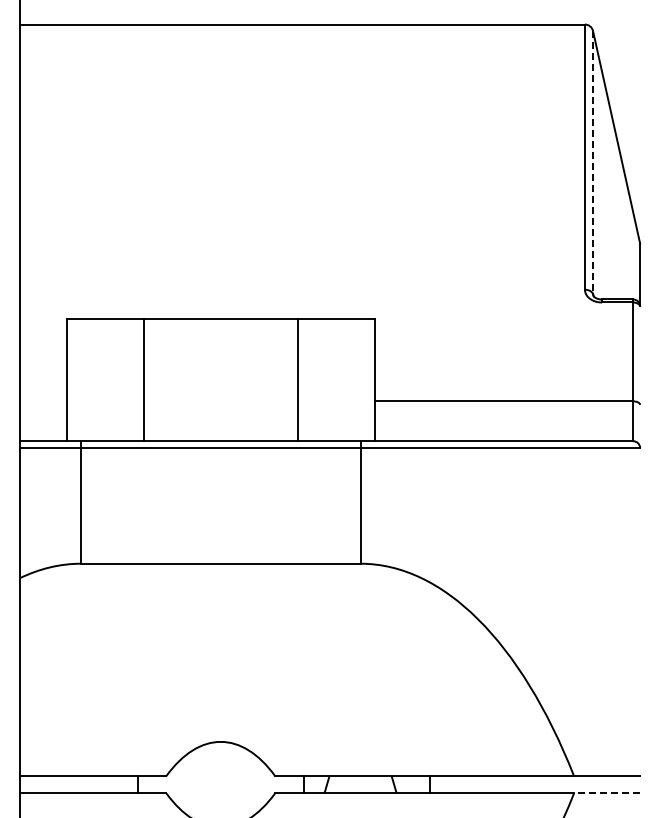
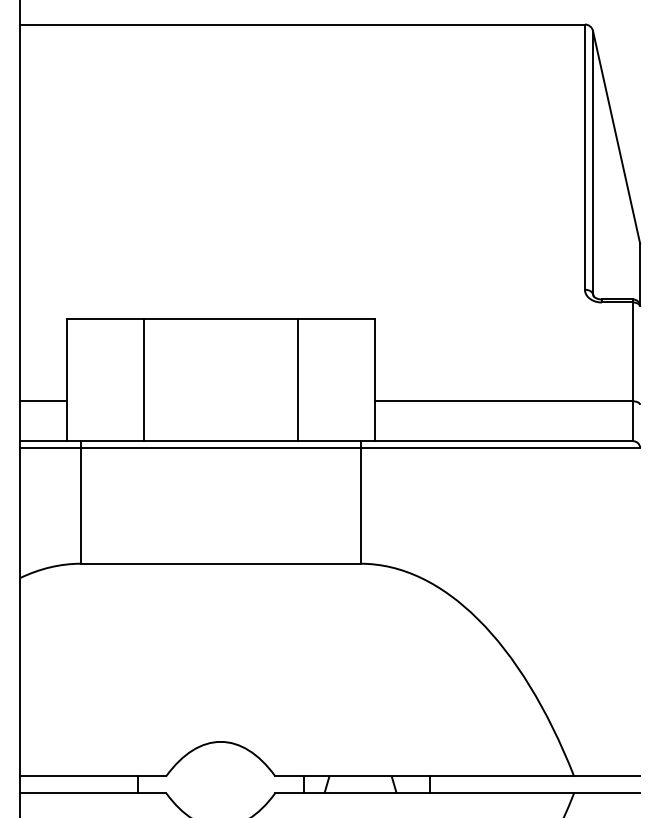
line: dashed -> solid (593, 162)
line: none -> present (43, 401)
line: dashed -> solid (606, 793)
